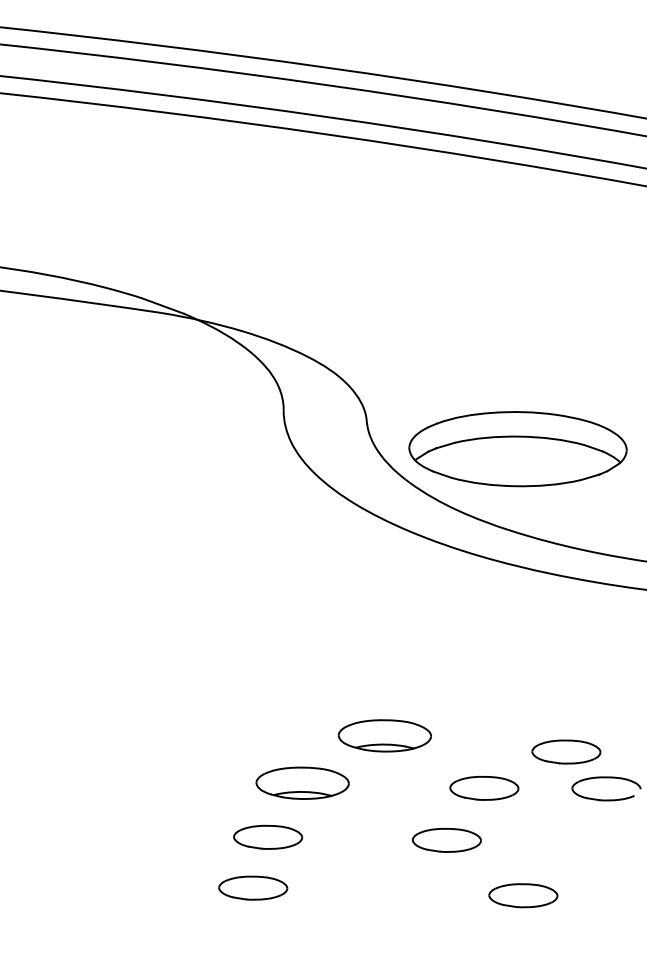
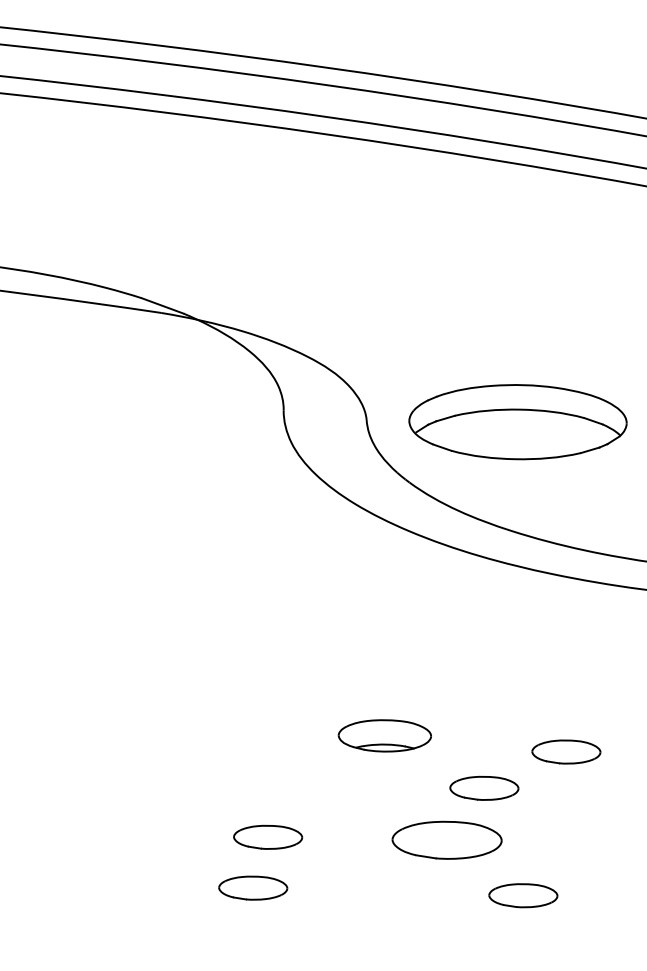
part position: (517, 449) -> (517, 422) (517, 422)
part: present -> none (606, 778)
part: present -> none (302, 782)
part size: 71x25 px -> 112x40 px (446, 839)
